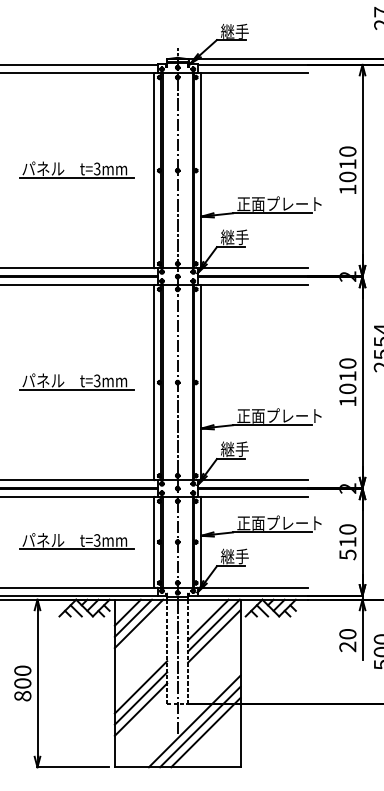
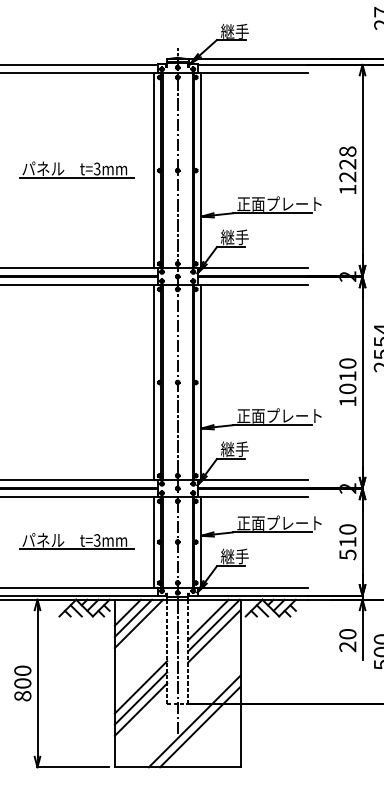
text: 1010 -> 1228 (347, 164)
part: present -> none (76, 381)
line: present -> none (205, 732)
